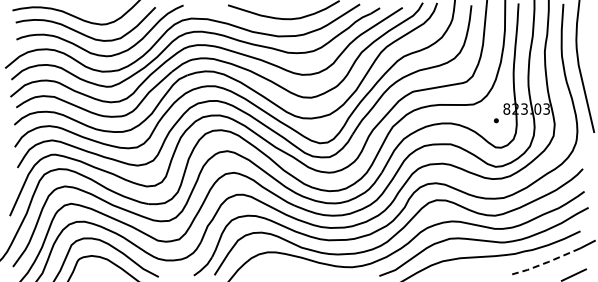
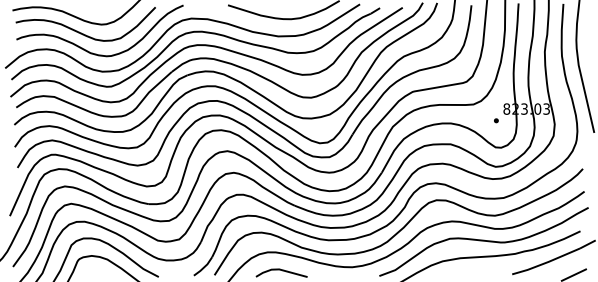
line: dashed -> solid (546, 262)
line: none -> present (282, 271)
